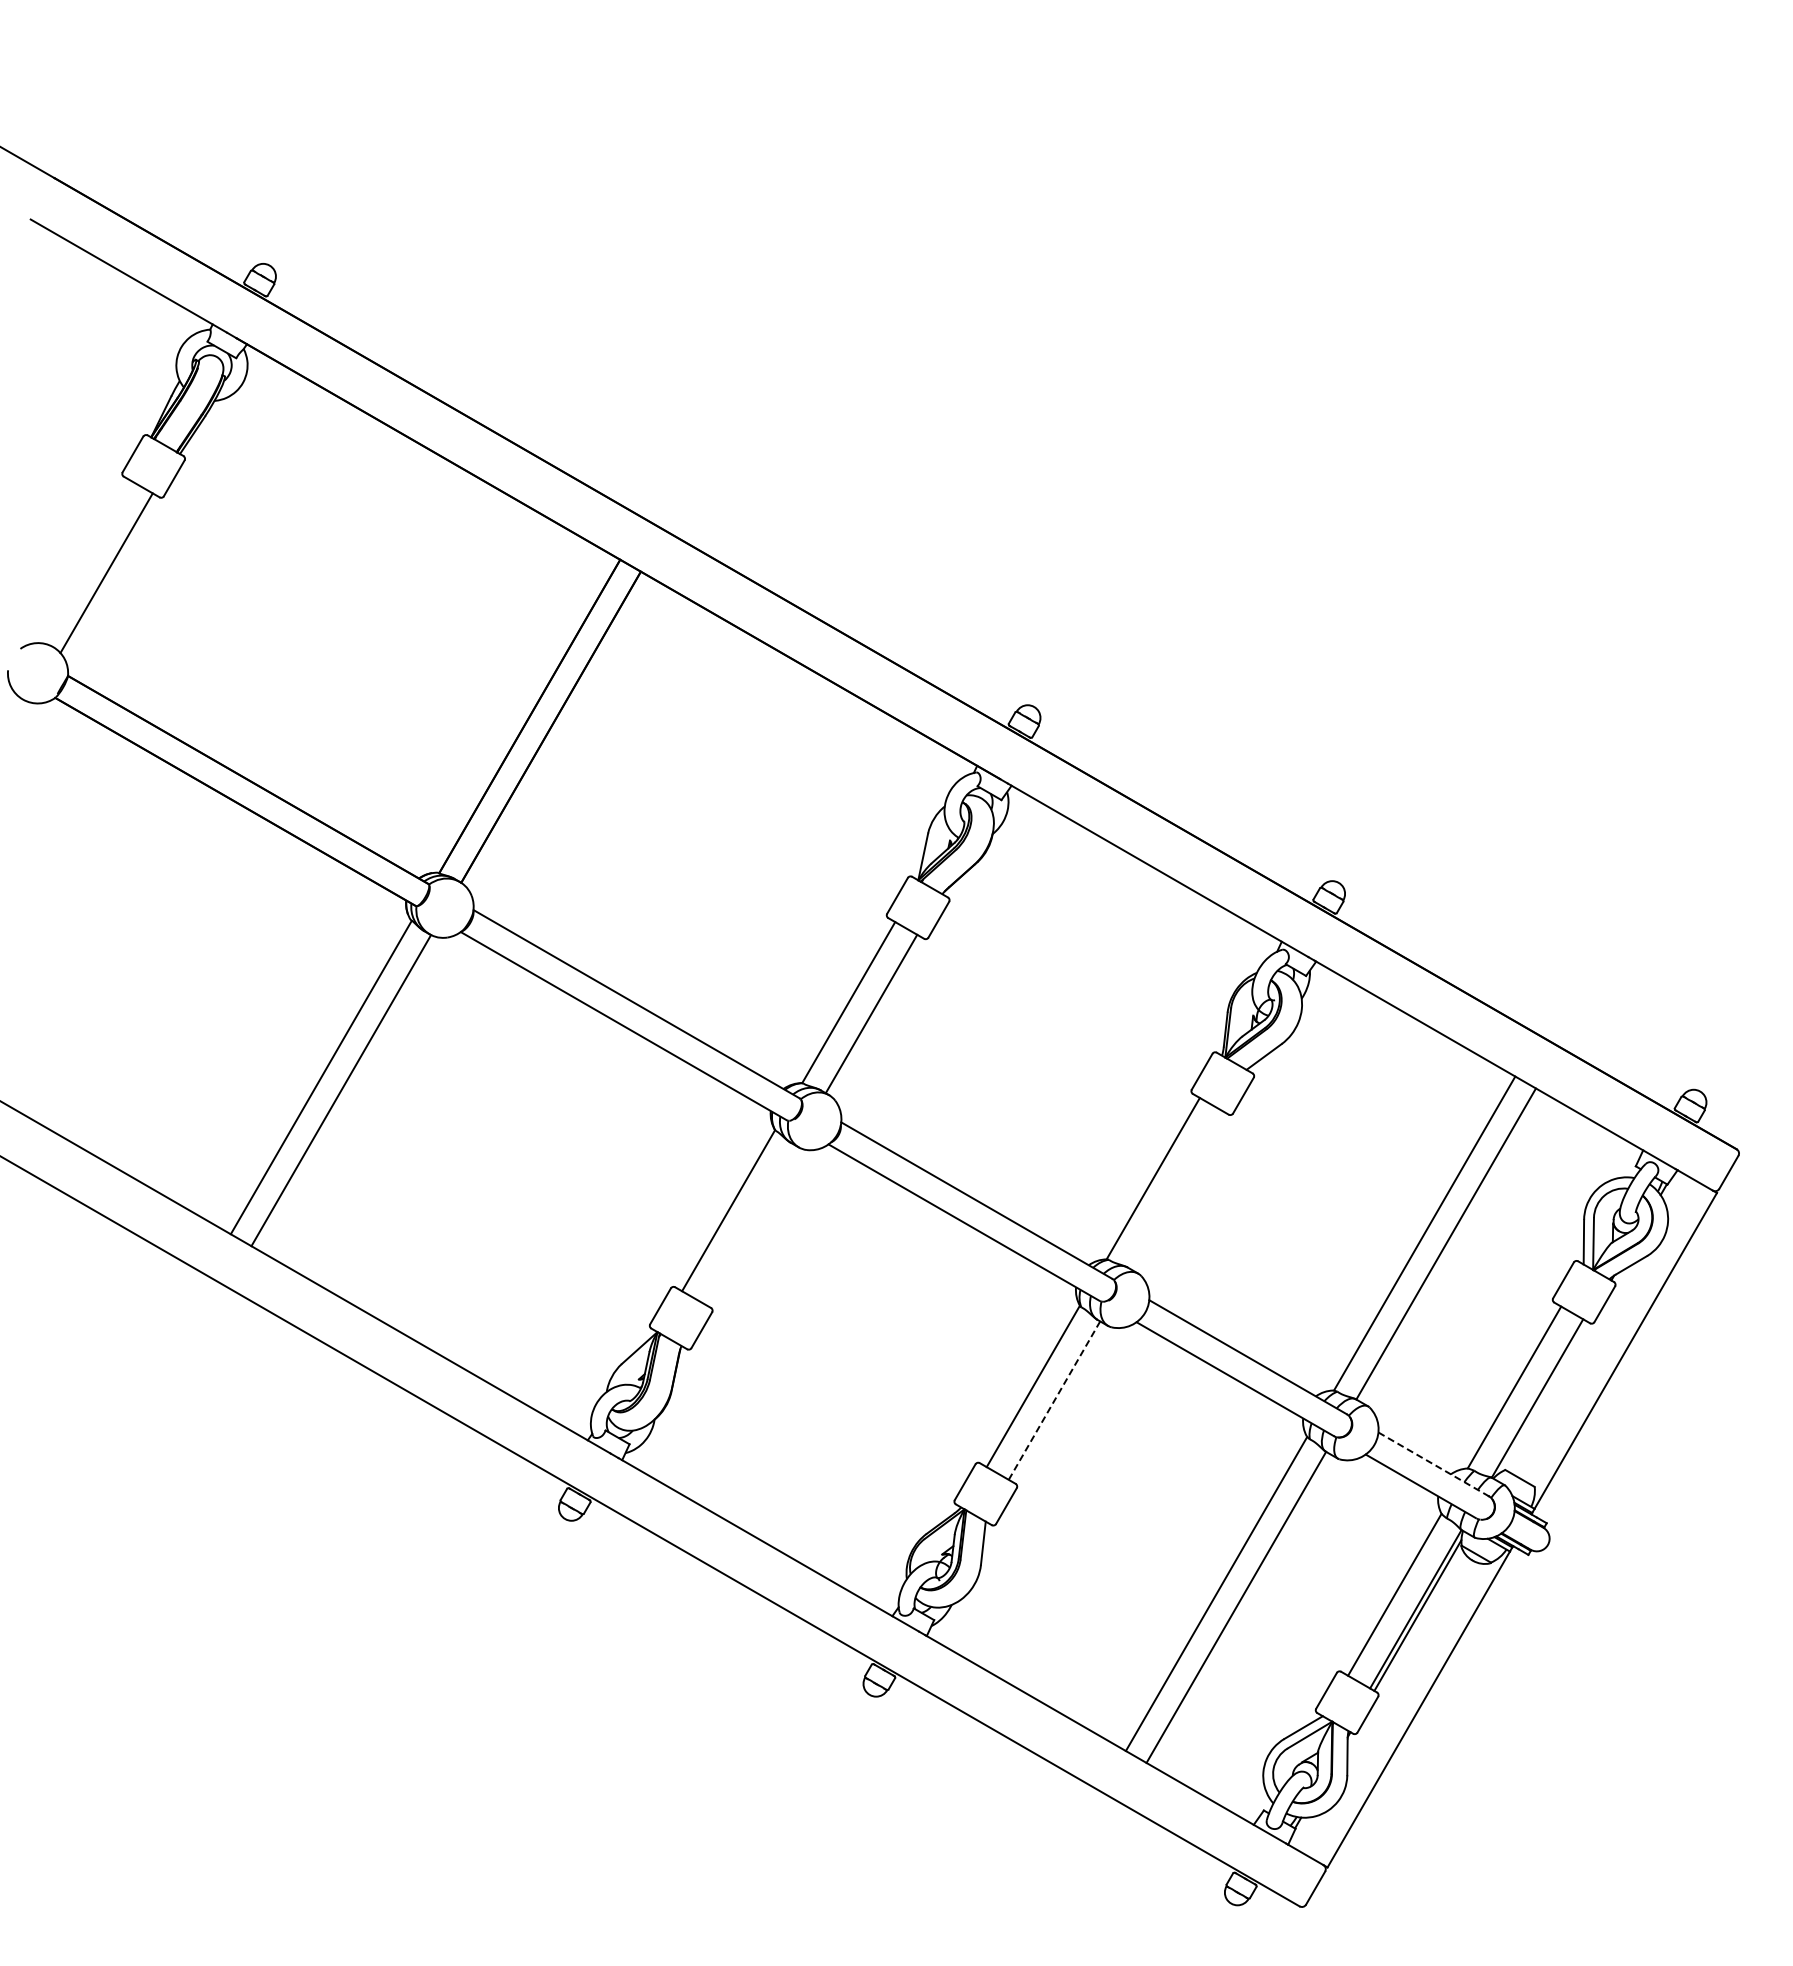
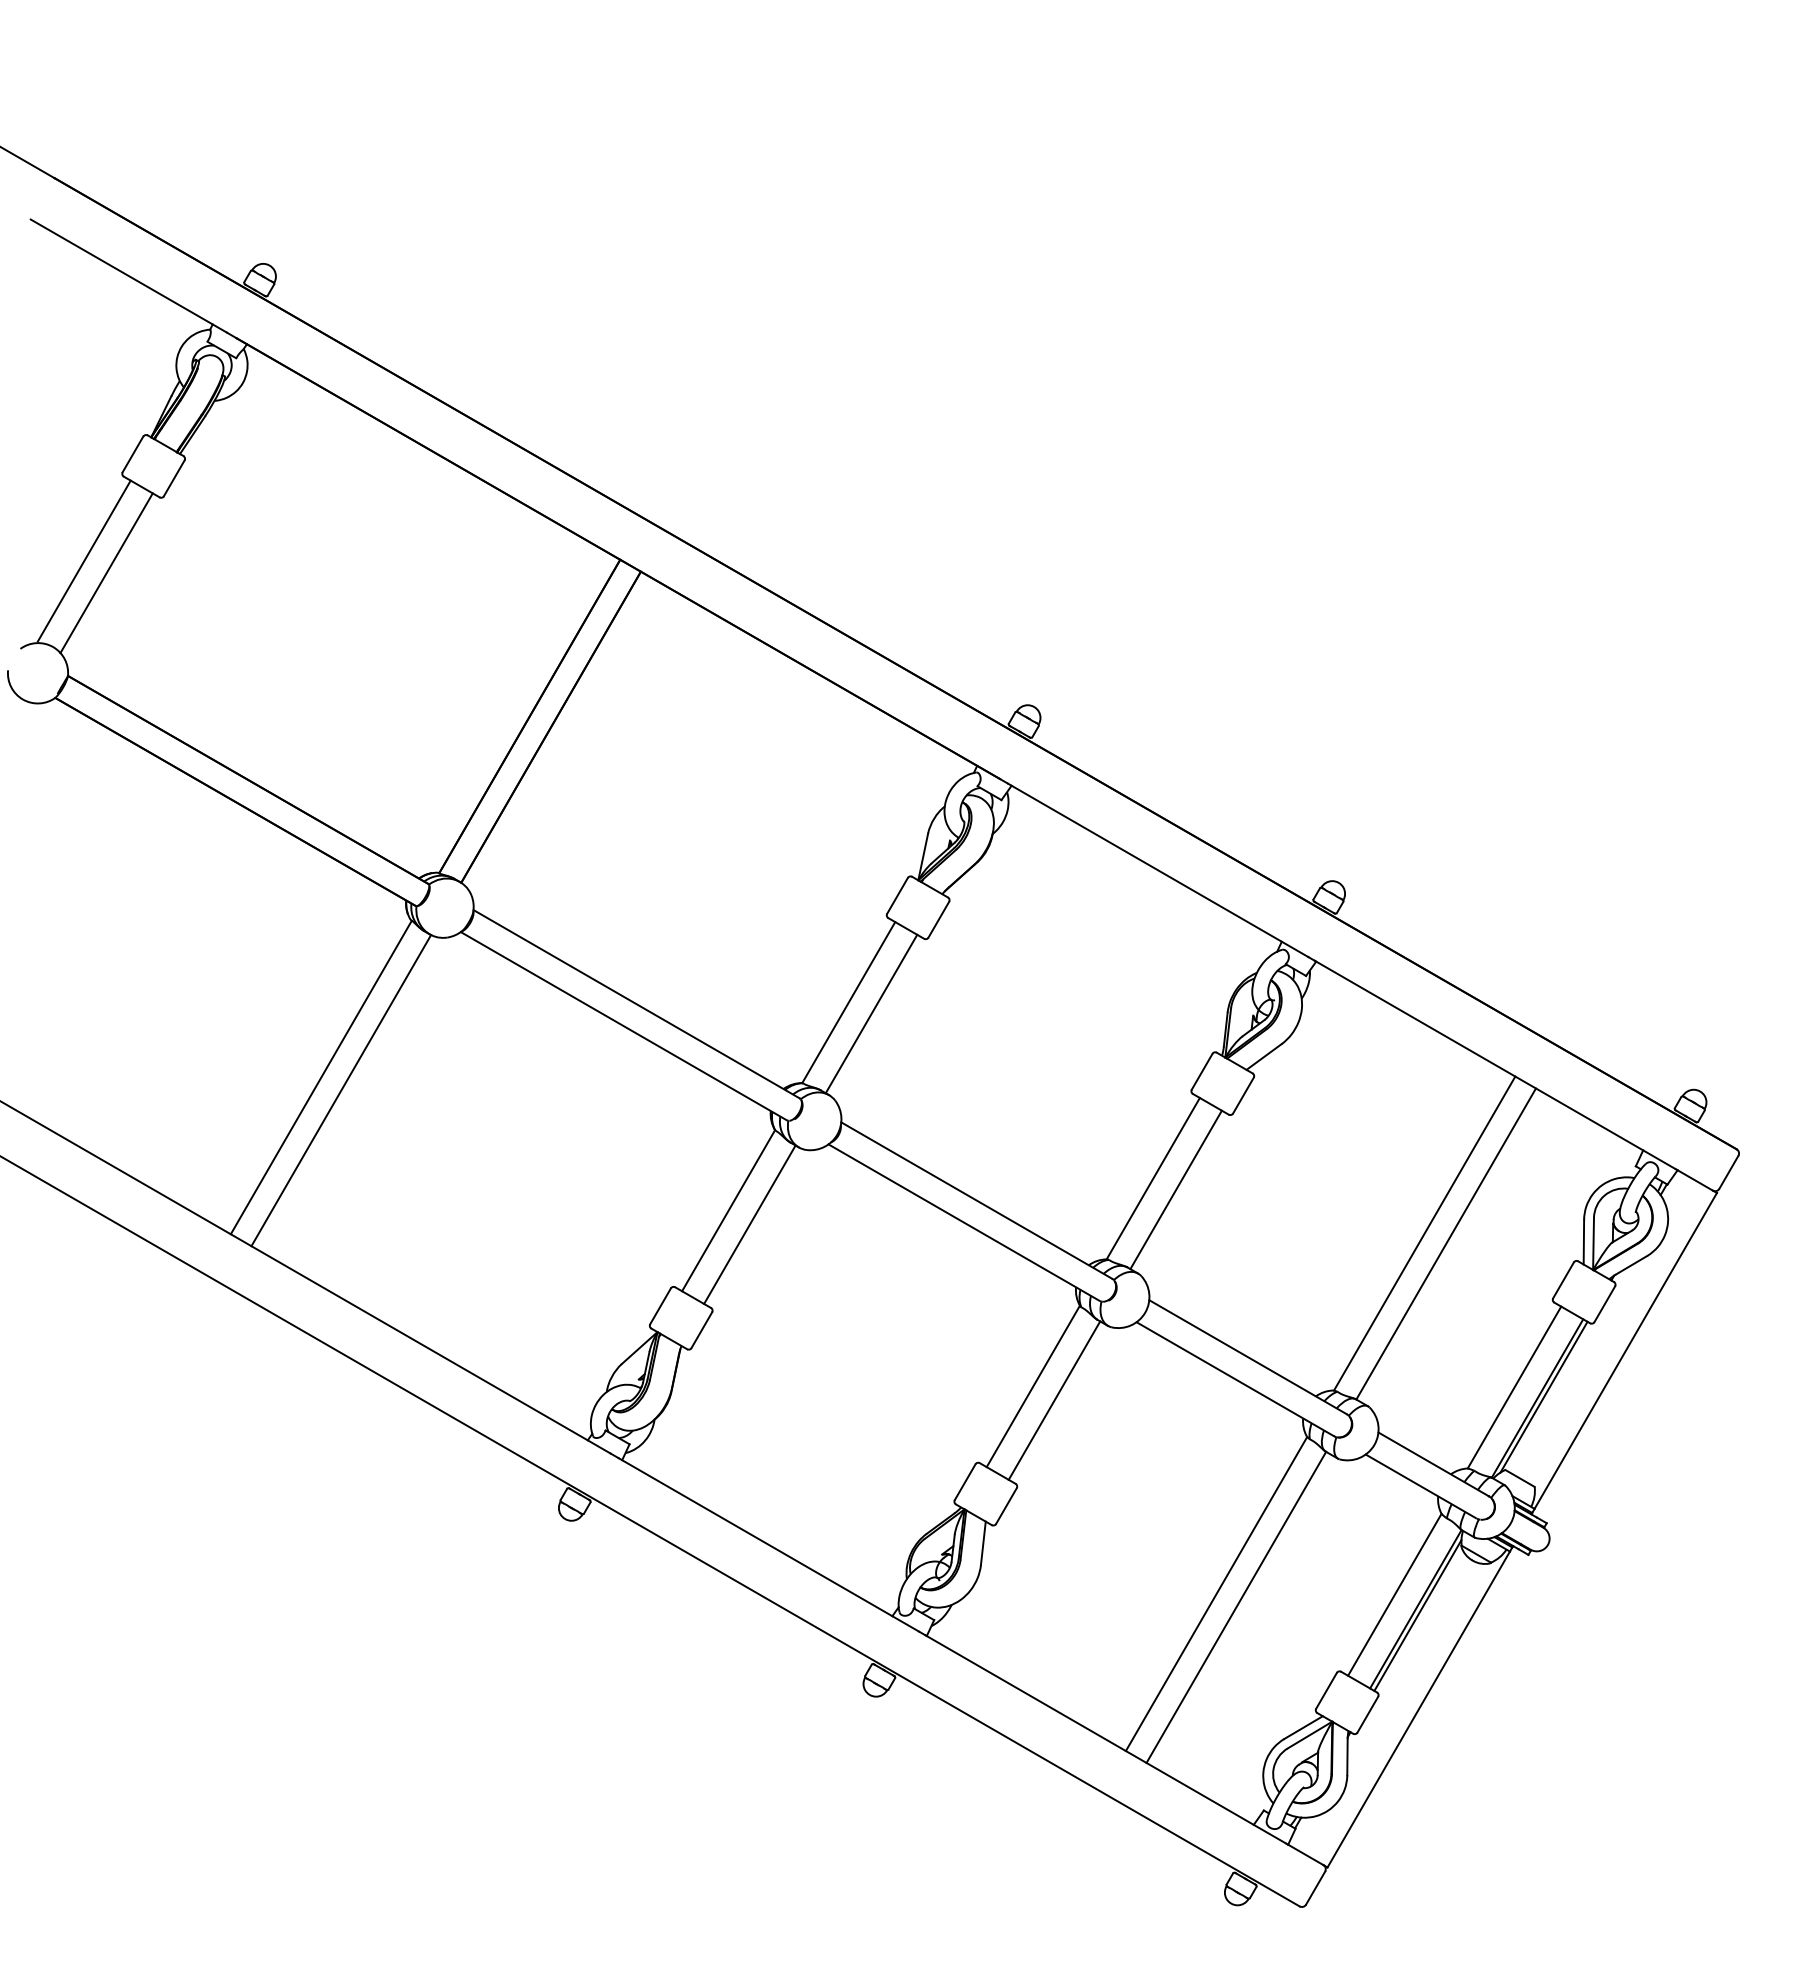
line: none -> present (83, 560)
line: none -> present (1175, 1189)
line: none -> present (749, 1224)
line: none -> present (1543, 1396)
line: dashed -> solid (1054, 1400)
line: dashed -> solid (1433, 1464)
